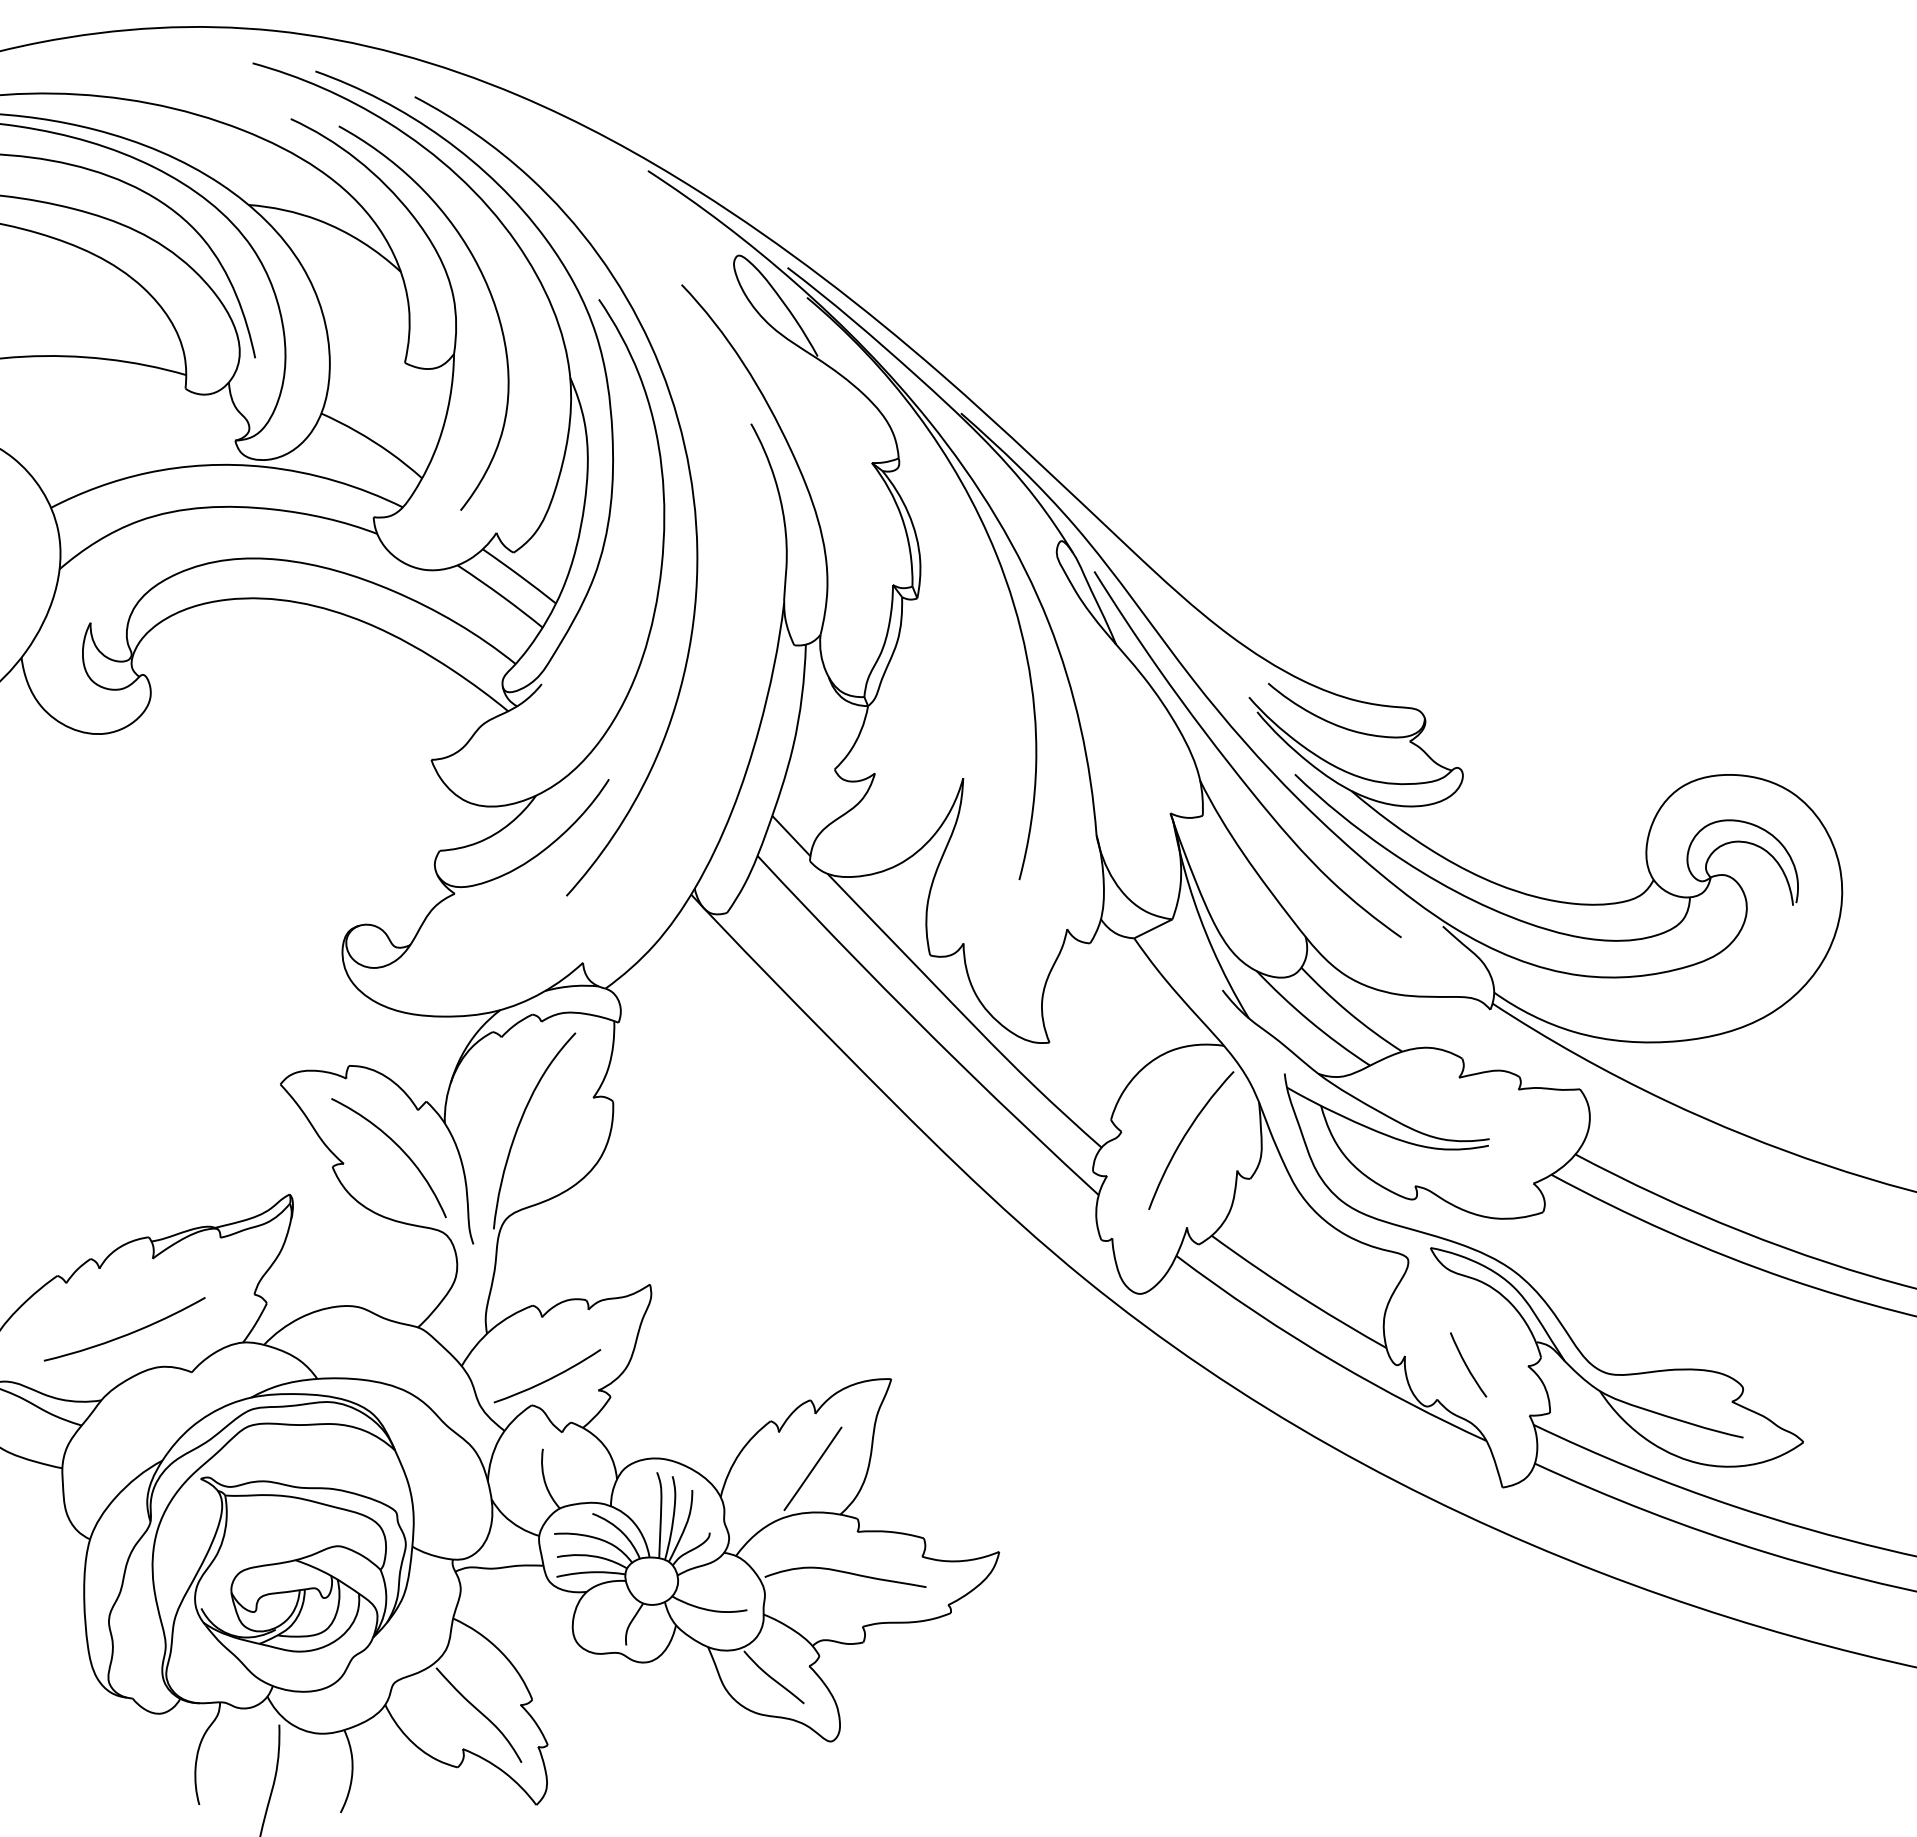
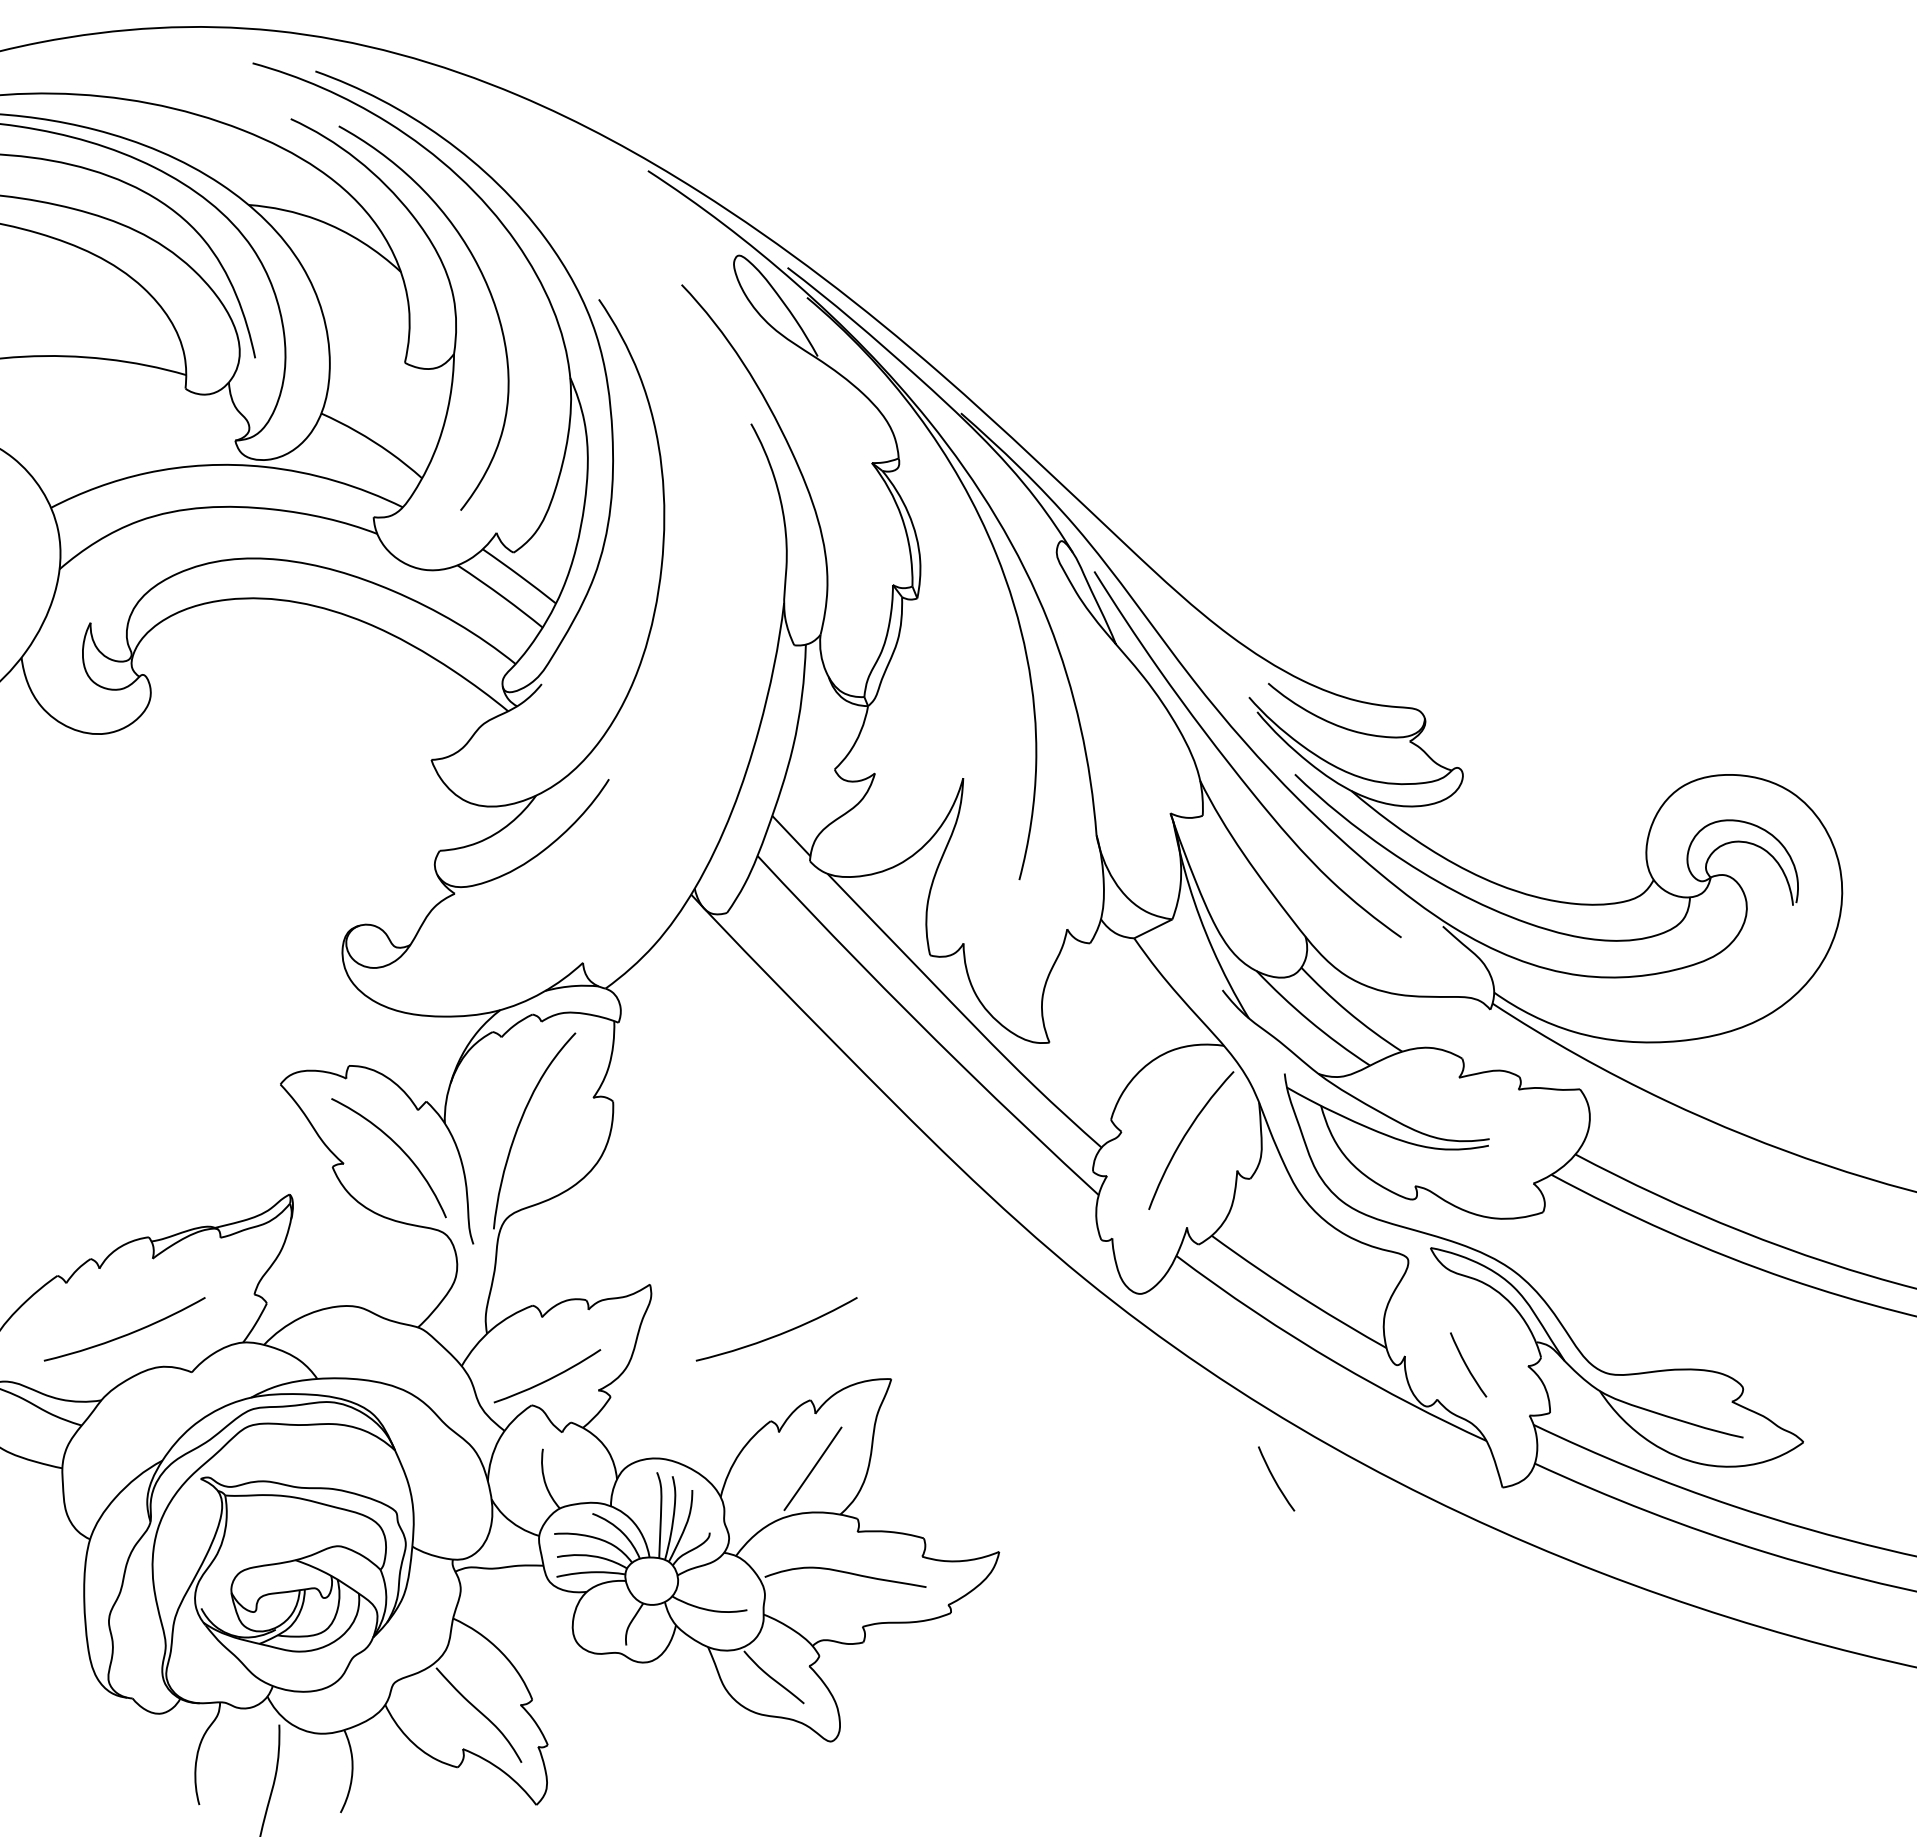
curve: present -> none (688, 471)
curve: none -> present (779, 1333)
curve: none -> present (1275, 1479)
